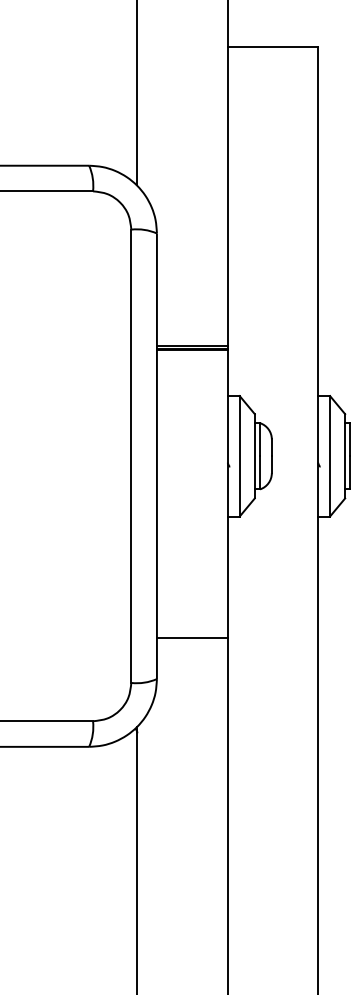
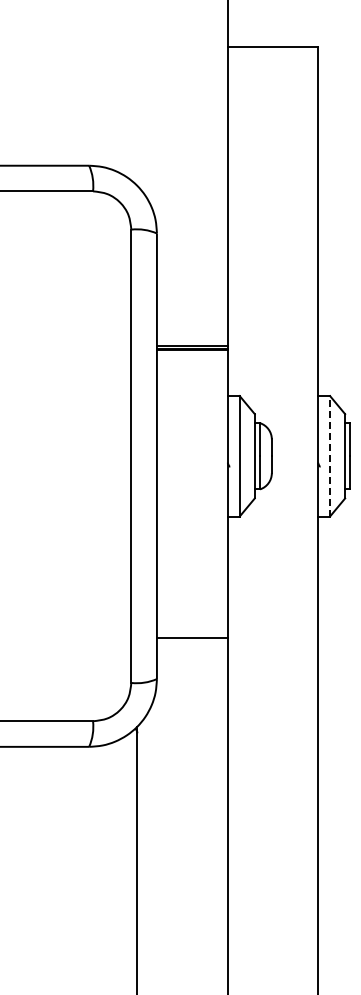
line: present -> none (137, 93)
line: solid -> dashed (330, 455)
